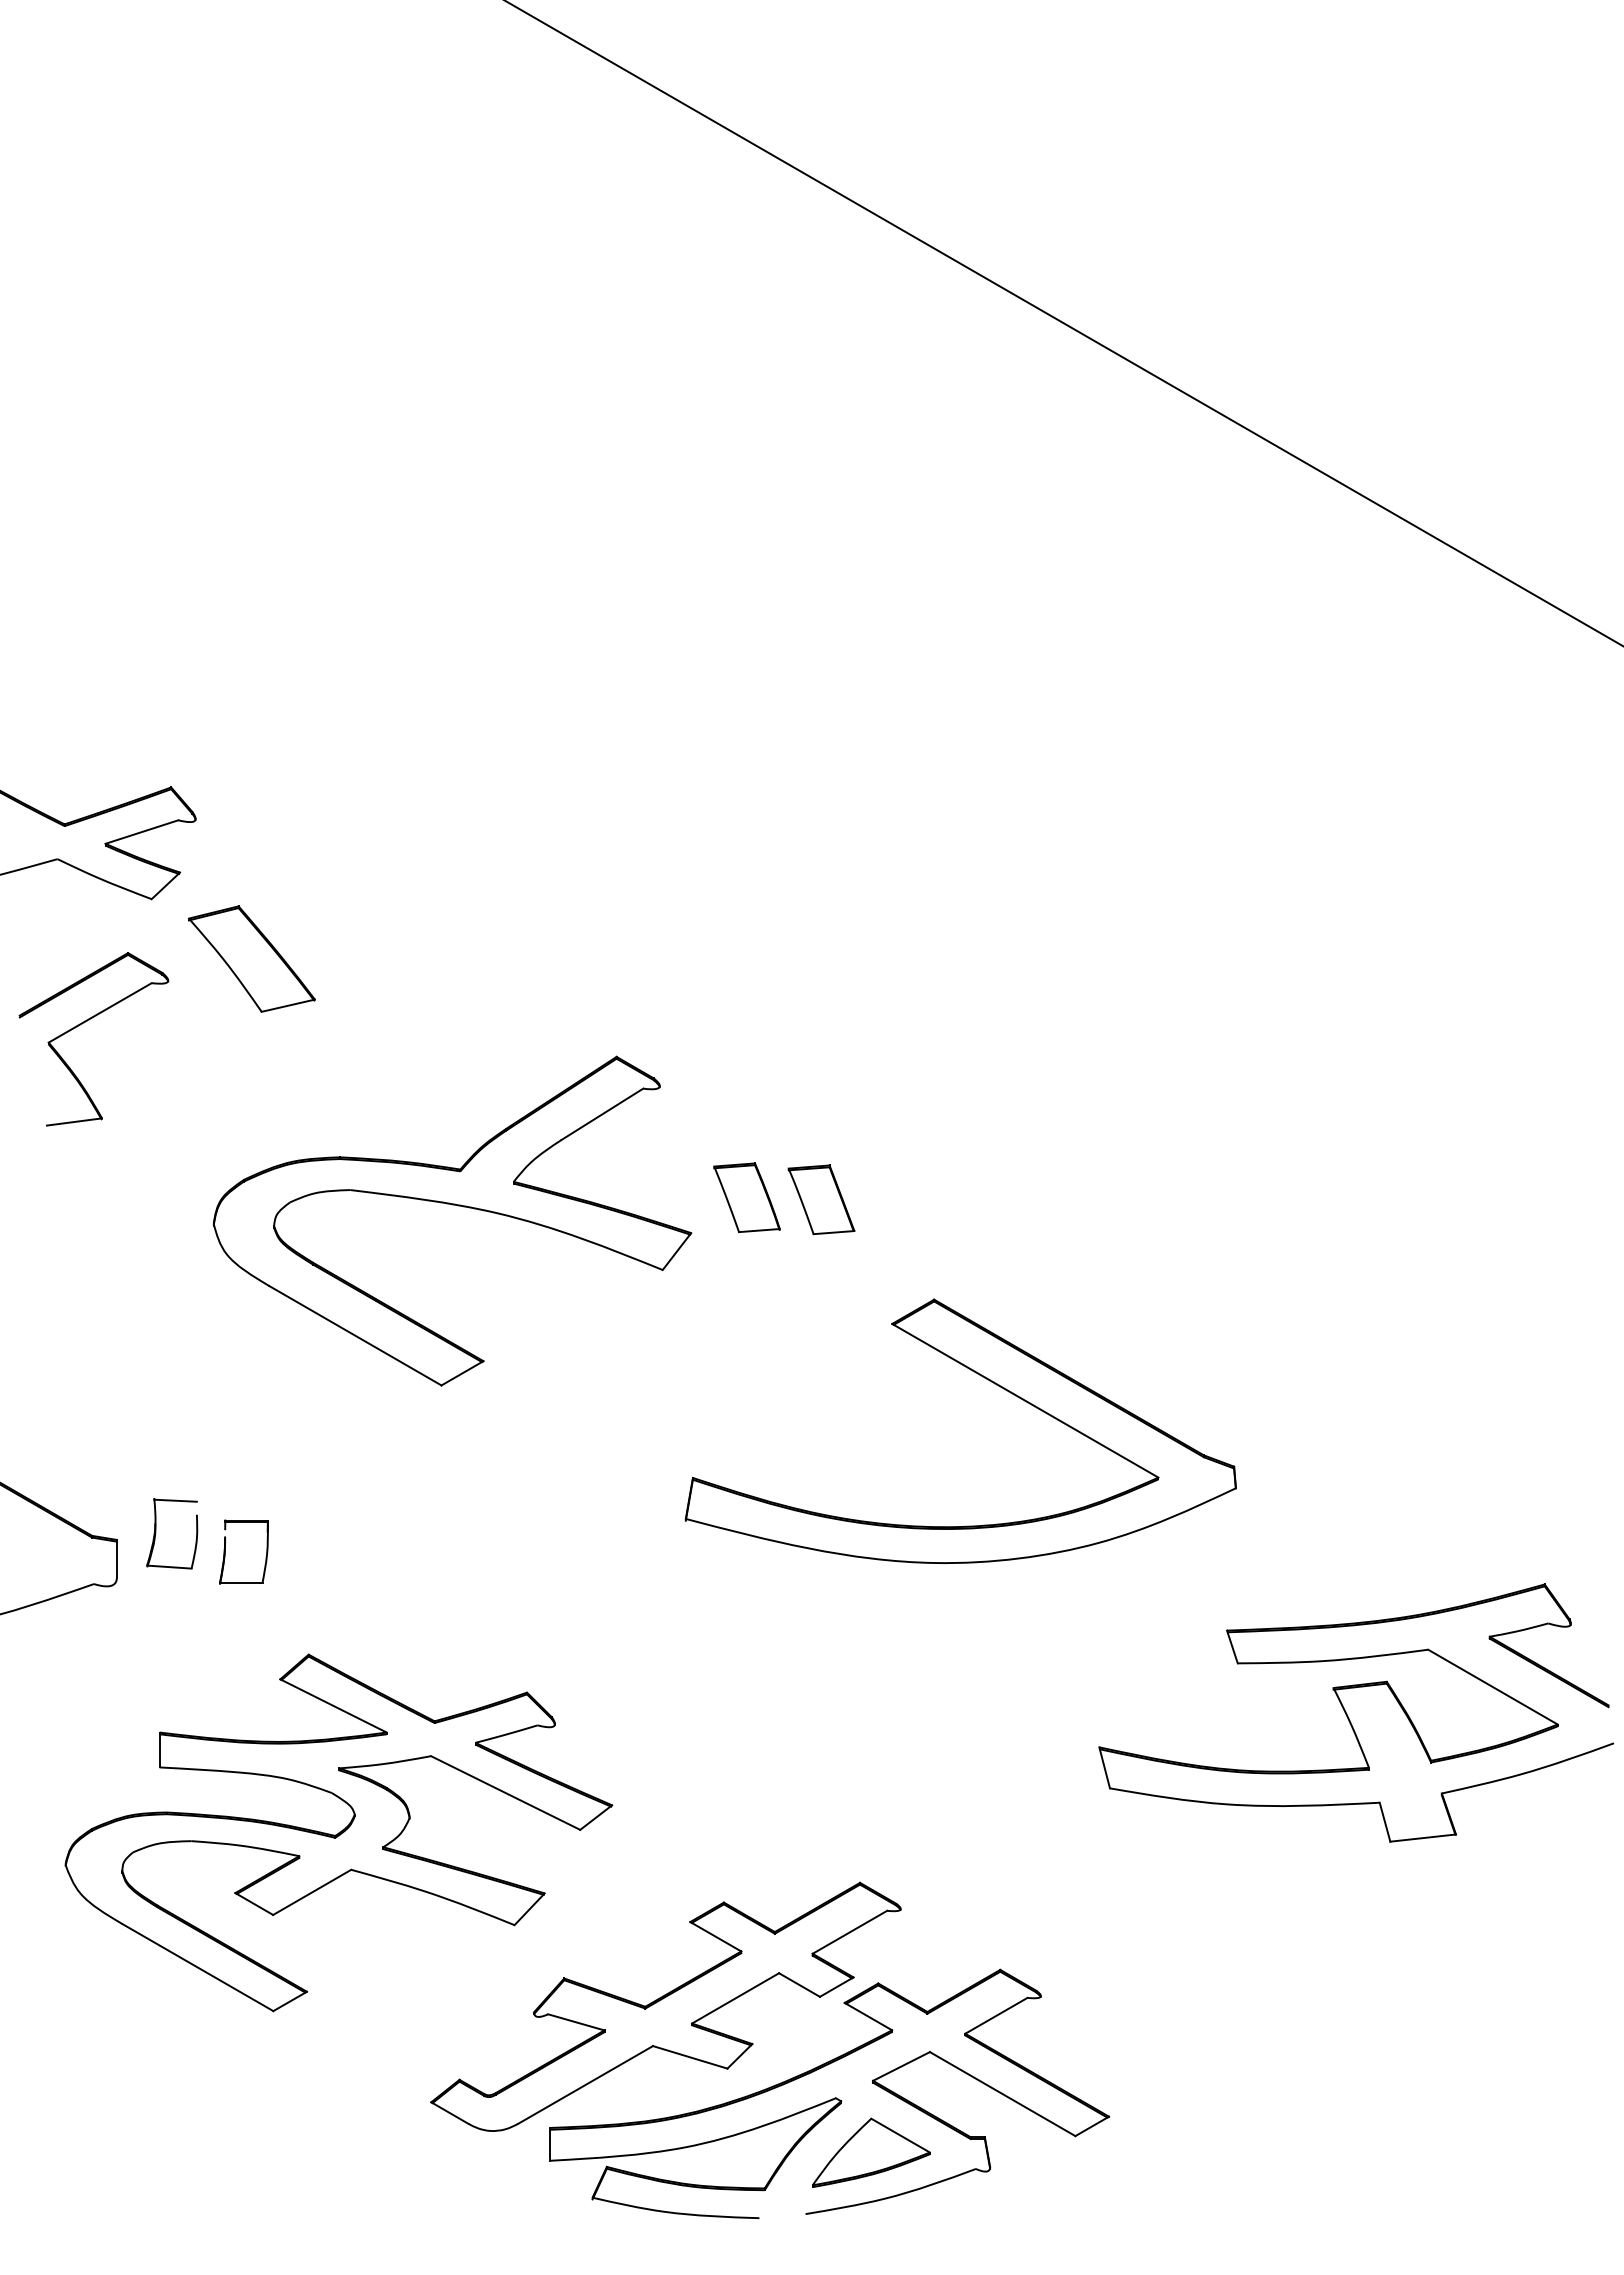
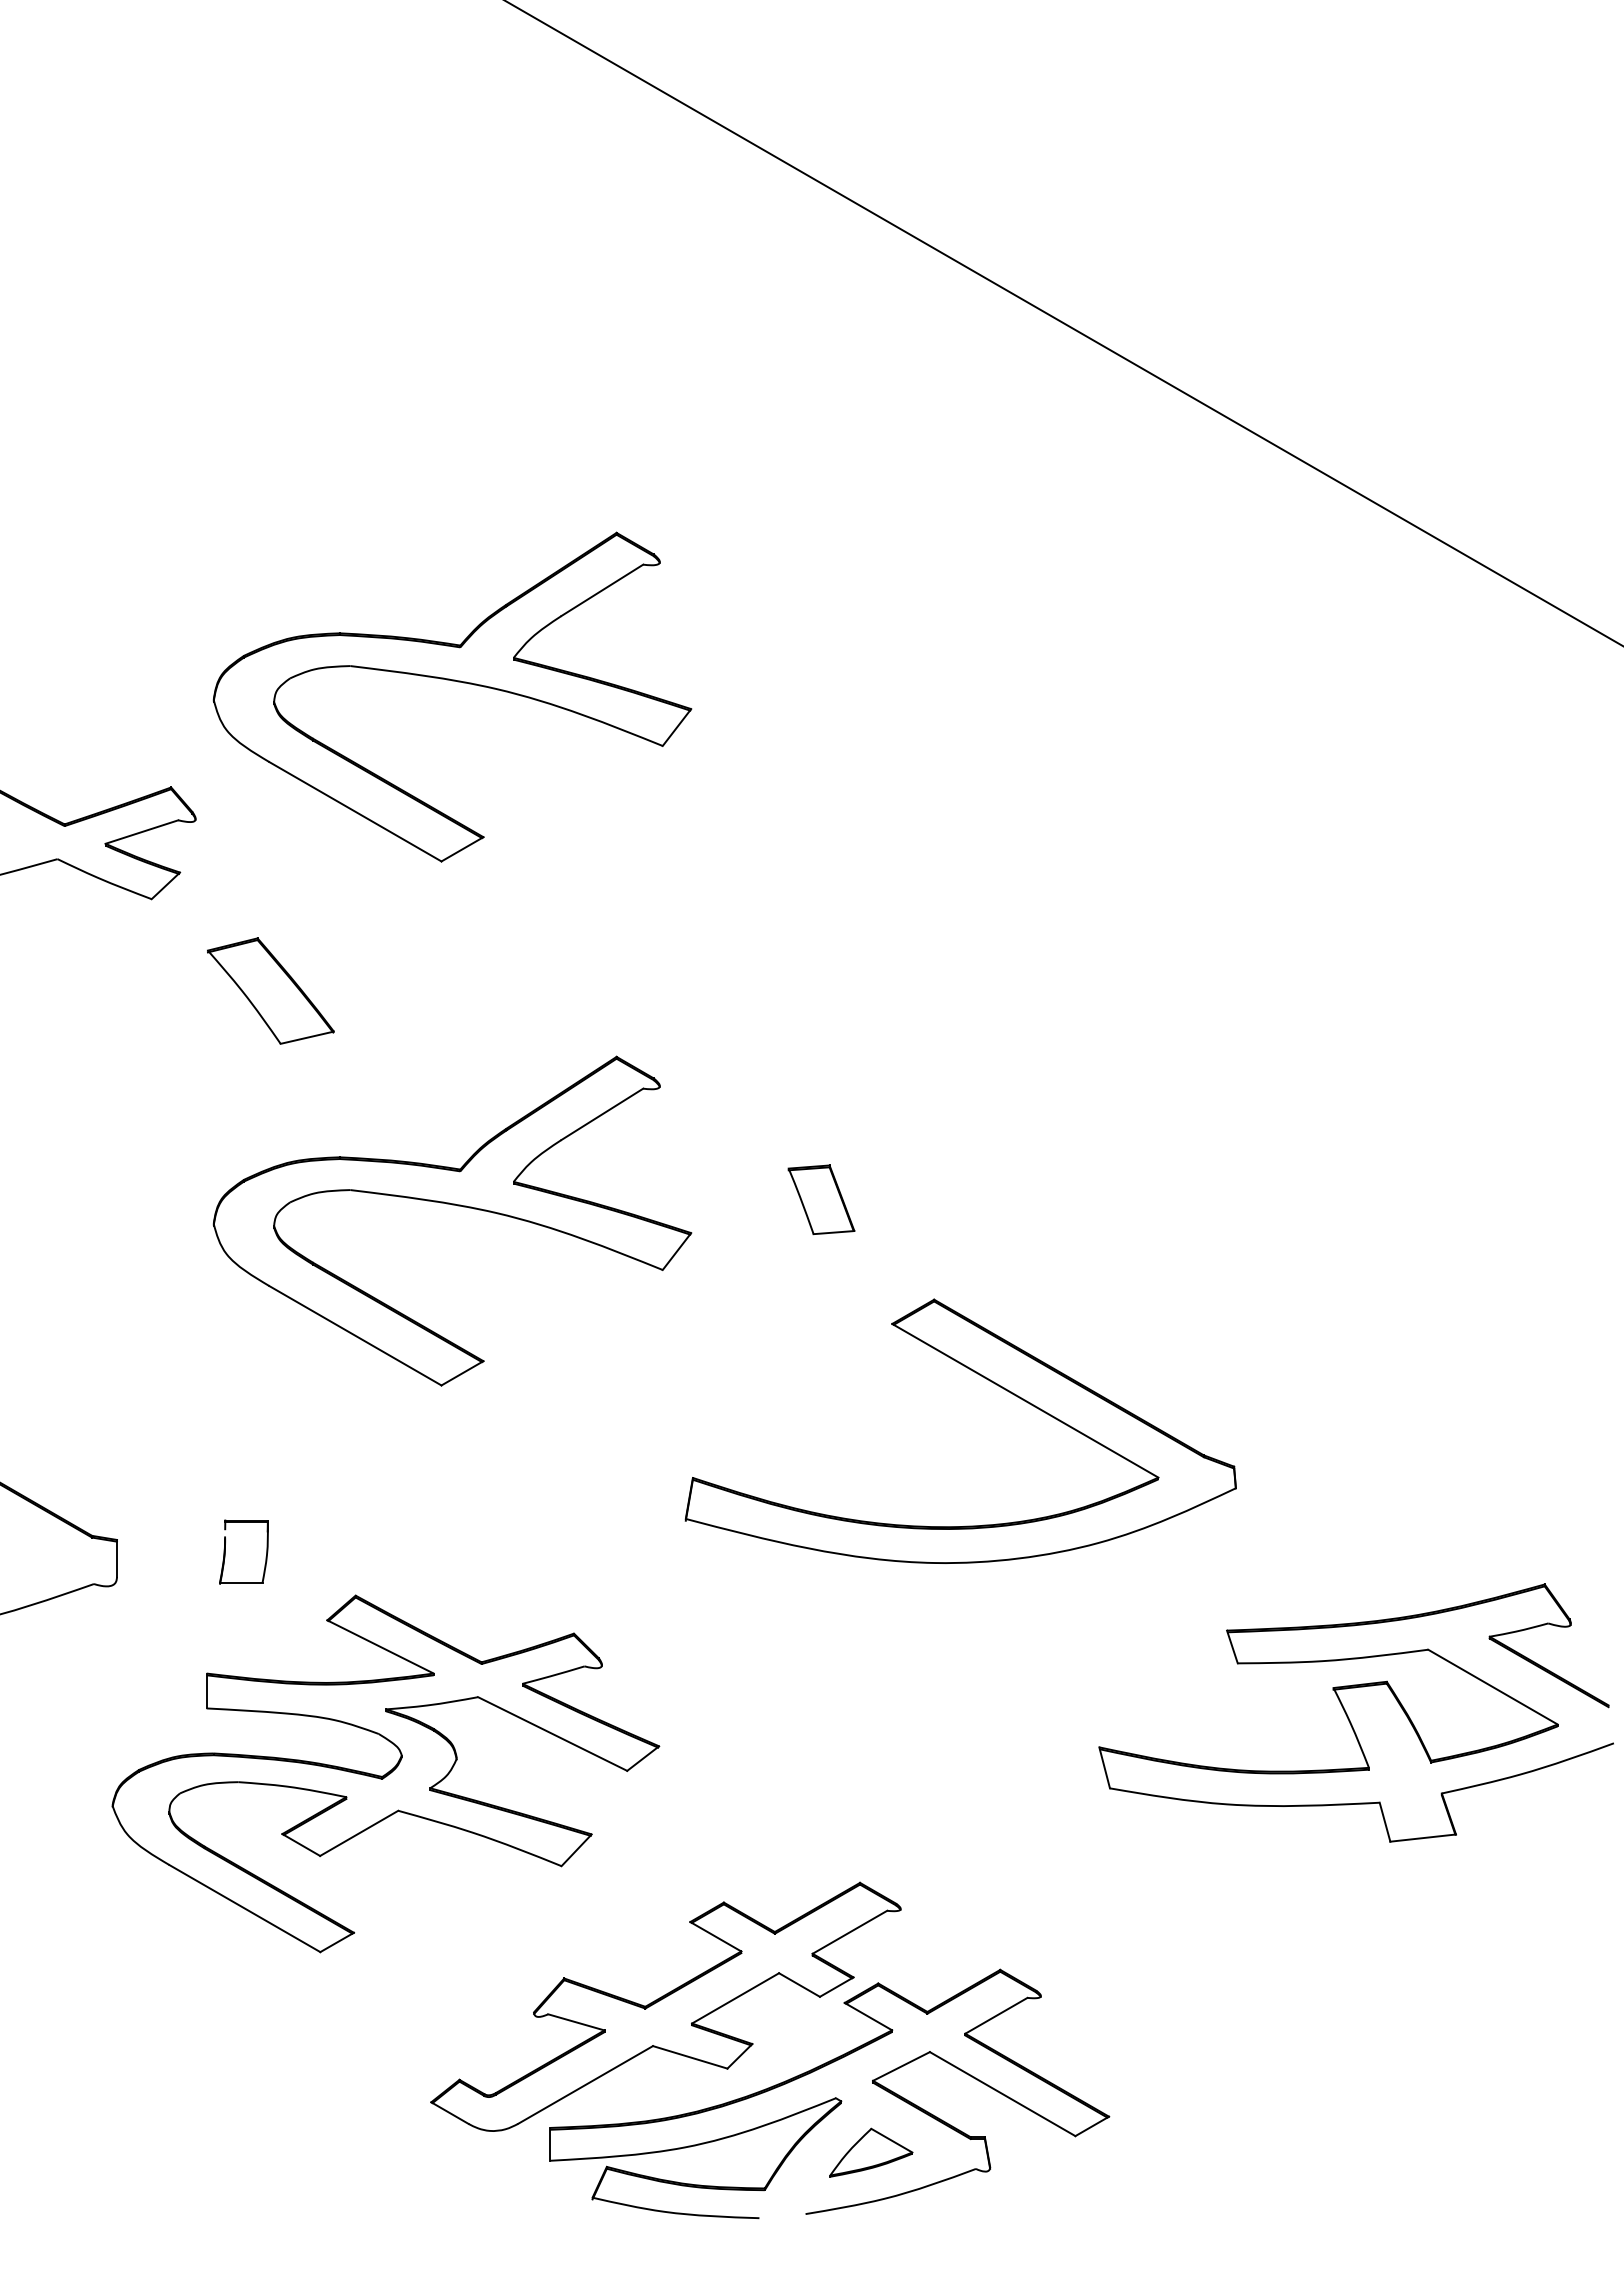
part: none -> present (457, 682)
part position: (251, 958) -> (270, 990) (270, 990)
part: present -> none (82, 1024)
part: present -> none (746, 1197)
part: present -> none (156, 1533)
part position: (338, 1832) -> (385, 1773) (385, 1773)
part size: 119x71 px -> 85x51 px (871, 2152)
